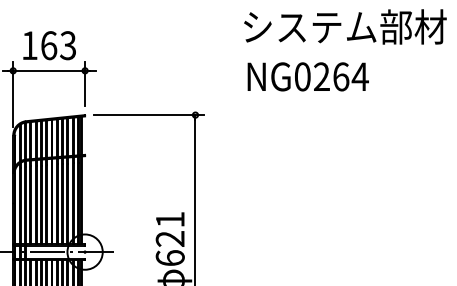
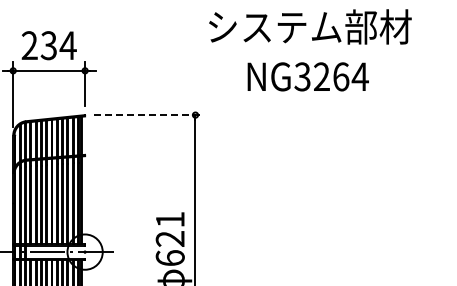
text position: (345, 26) -> (310, 26) (310, 26)
text: 163 -> 234 (48, 45)
text: NG0264 -> NG3264 (302, 76)
line: solid -> dashed (149, 115)
